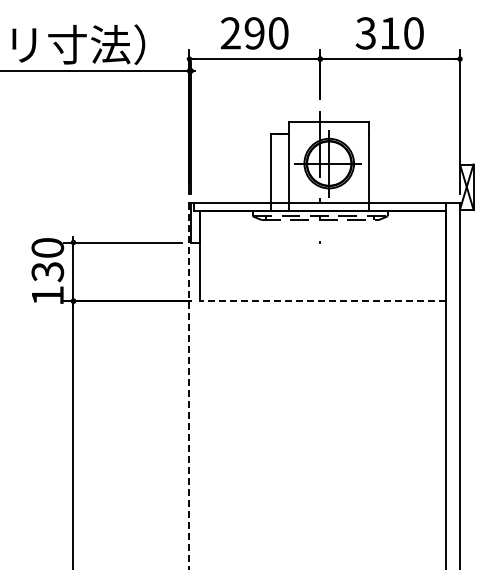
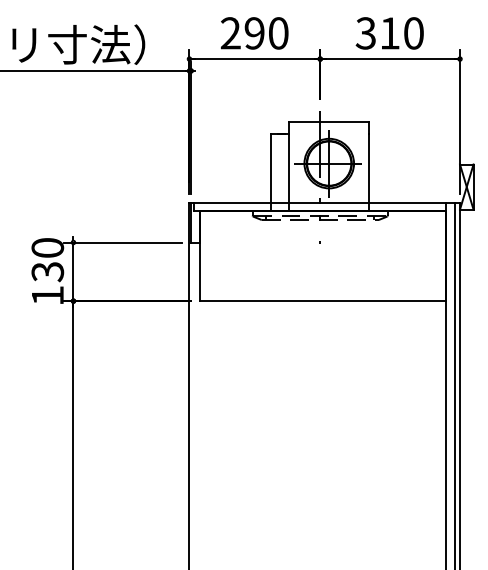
line: dashed -> solid (322, 301)
line: none -> present (454, 384)
line: dashed -> solid (189, 386)
